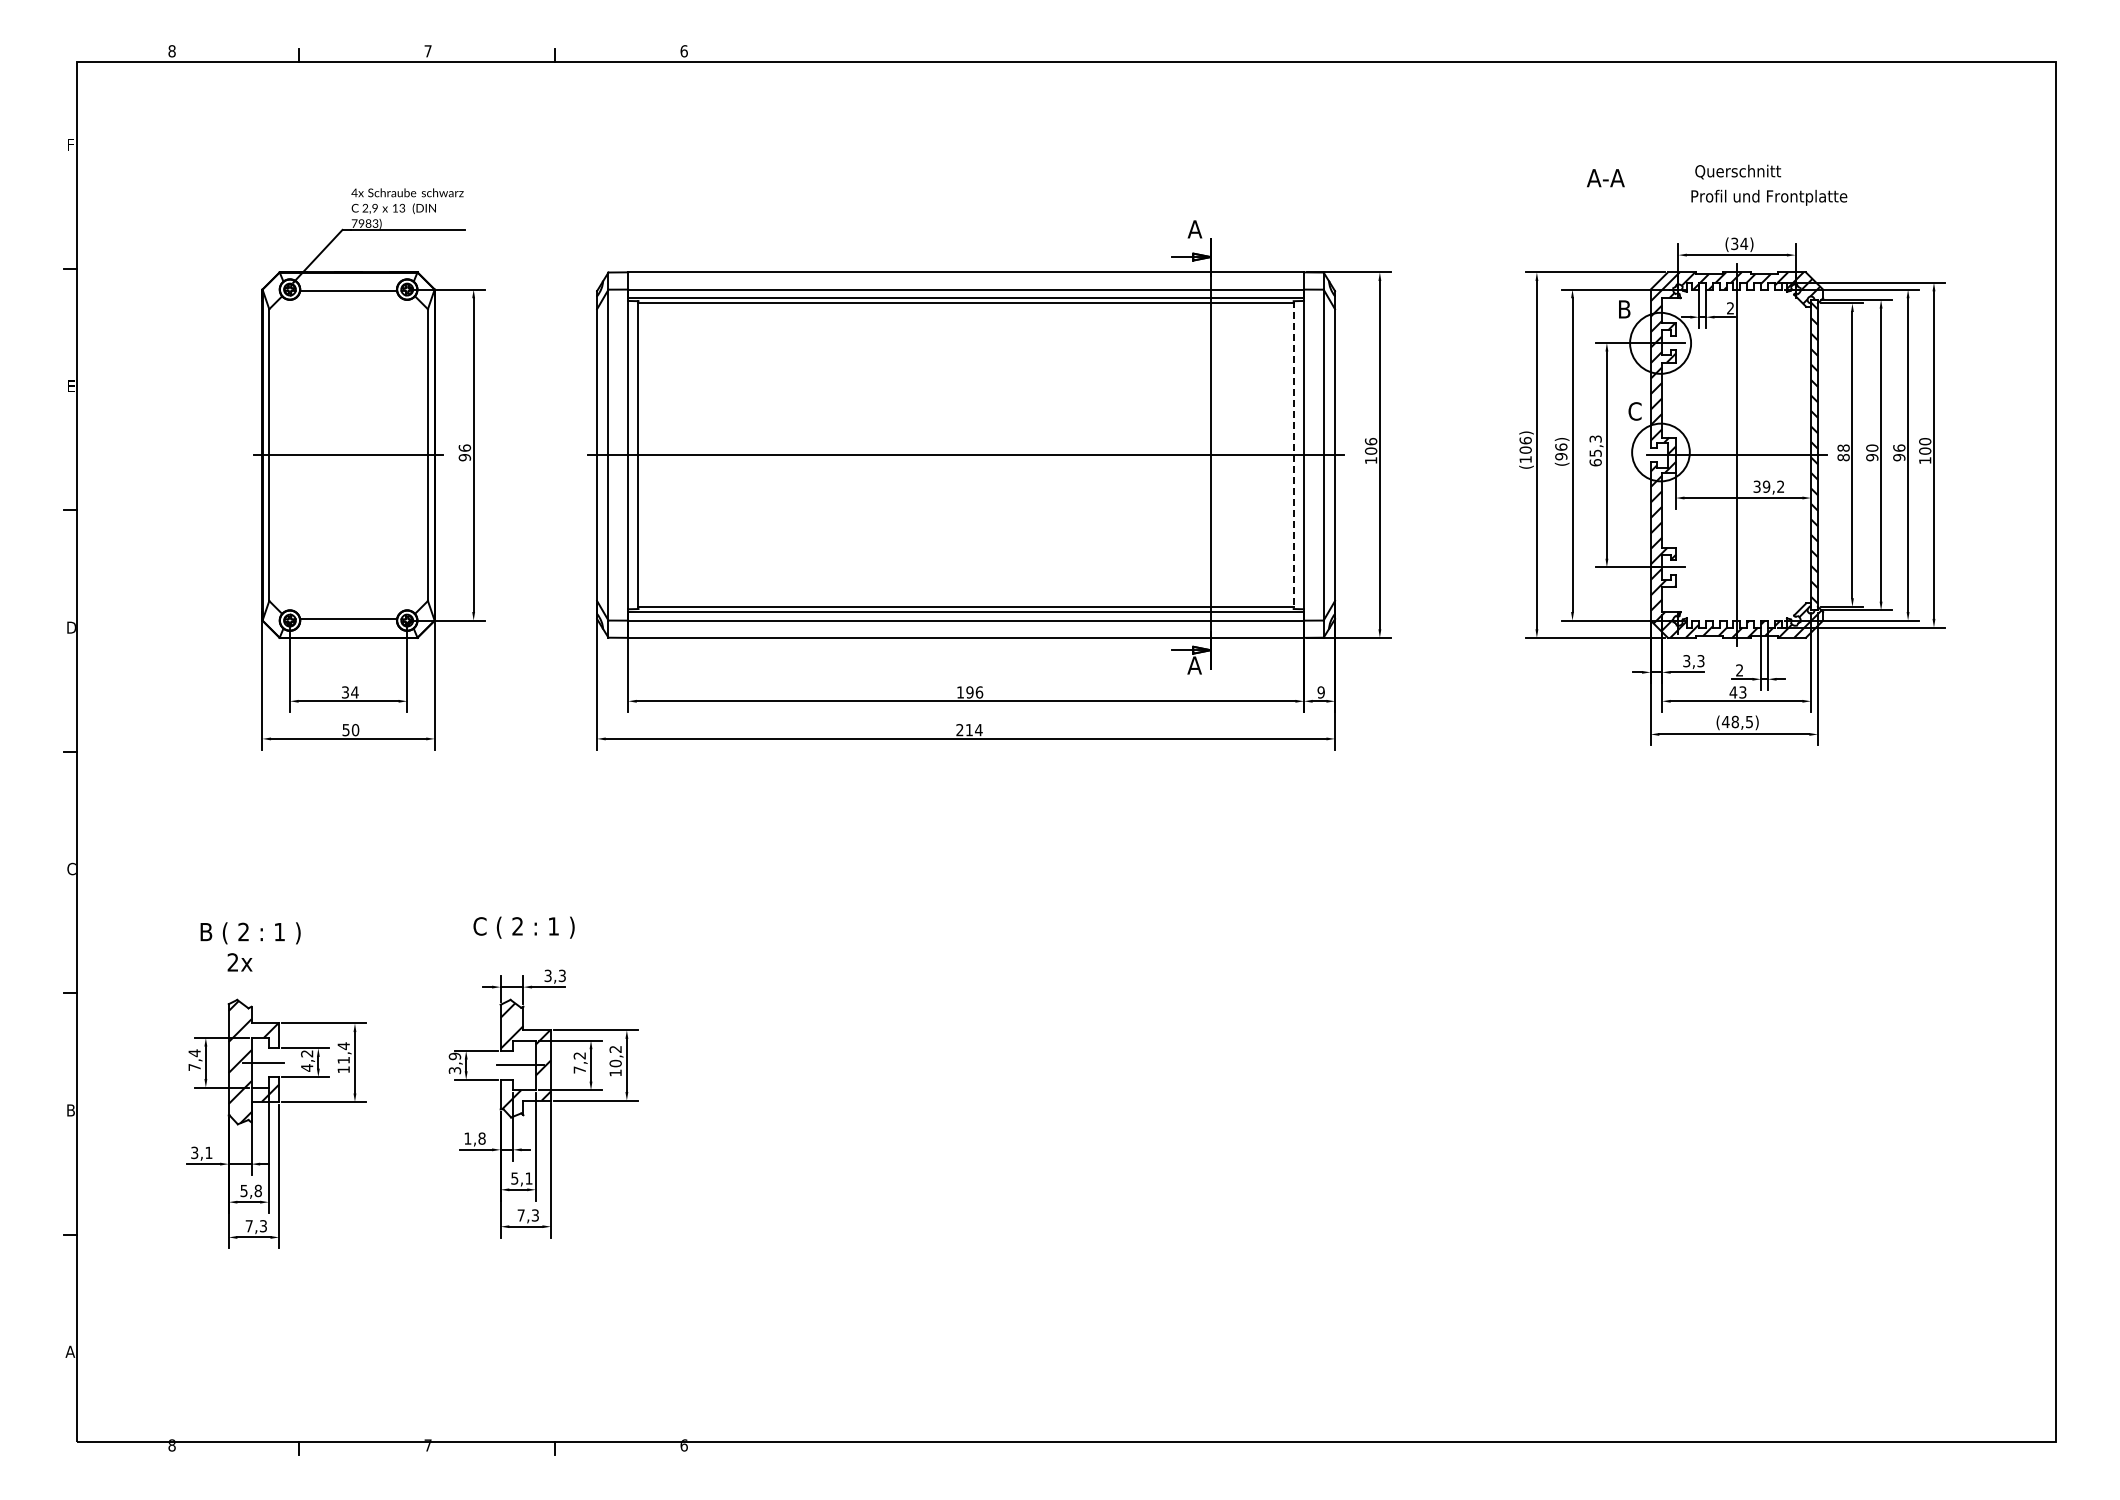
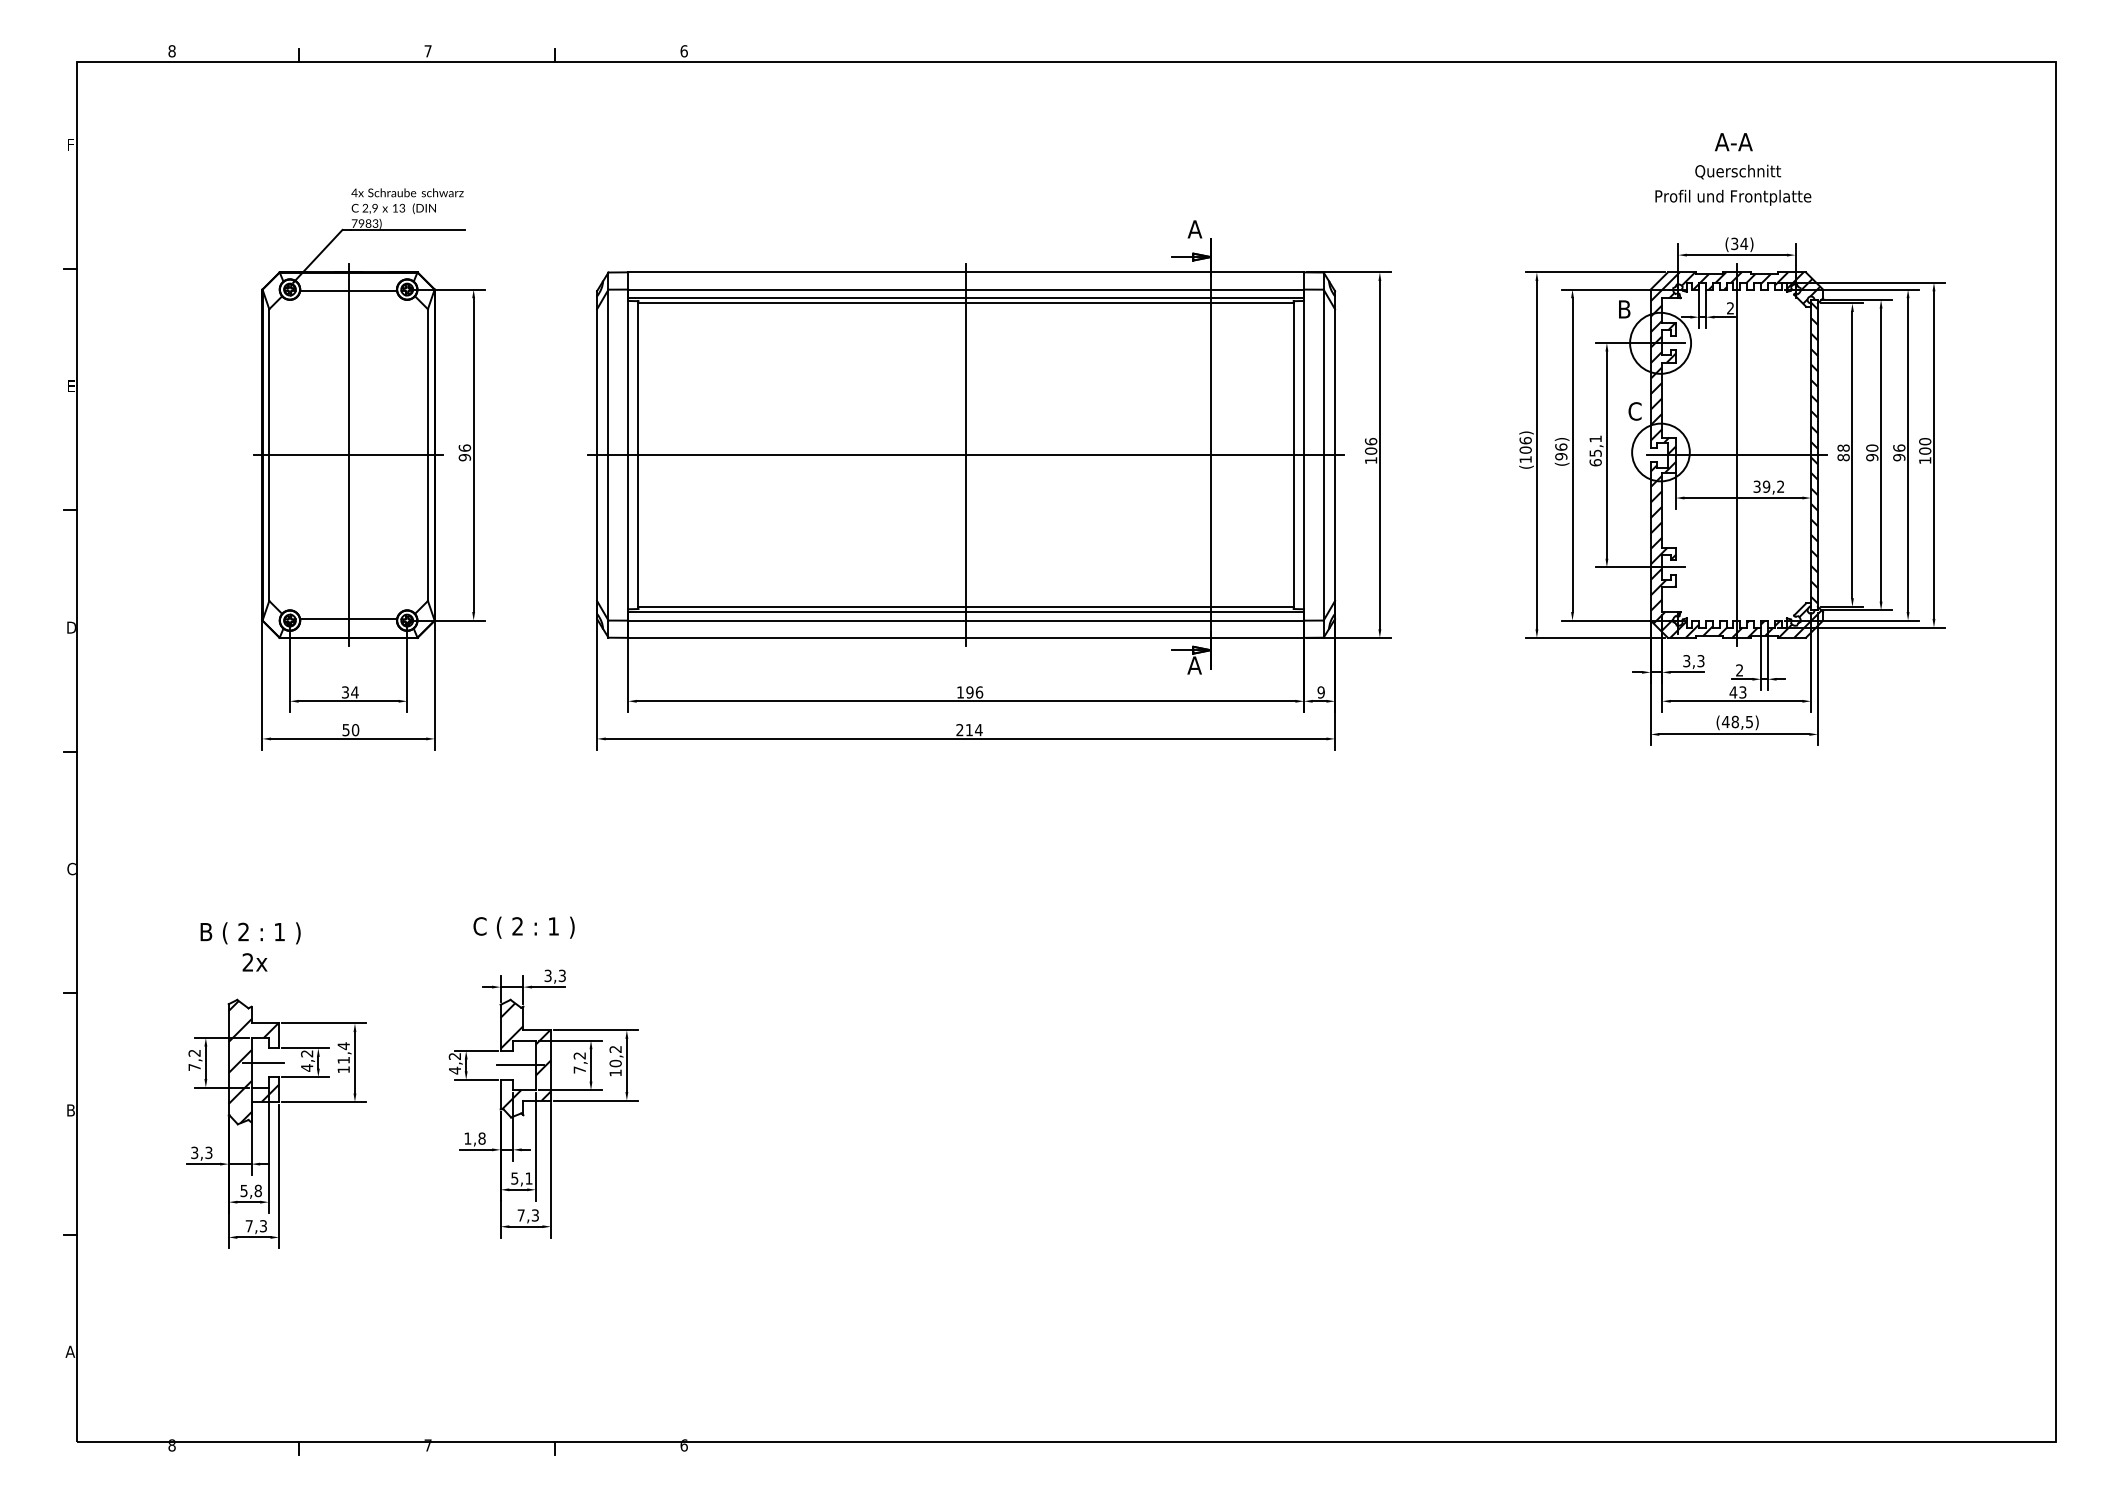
text position: (1605, 178) -> (1733, 142) (1733, 142)
text position: (1769, 197) -> (1733, 197) (1733, 197)
text: 65,3 -> 65,1 (1595, 438)
line: none -> present (348, 454)
line: none -> present (966, 454)
line: dashed -> solid (1293, 455)
text position: (239, 962) -> (254, 962) (254, 962)
text: 7,4 -> 7,2 (194, 1053)
text: 3,9 -> 4,2 (454, 1063)
text: 3,1 -> 3,3 (208, 1152)
